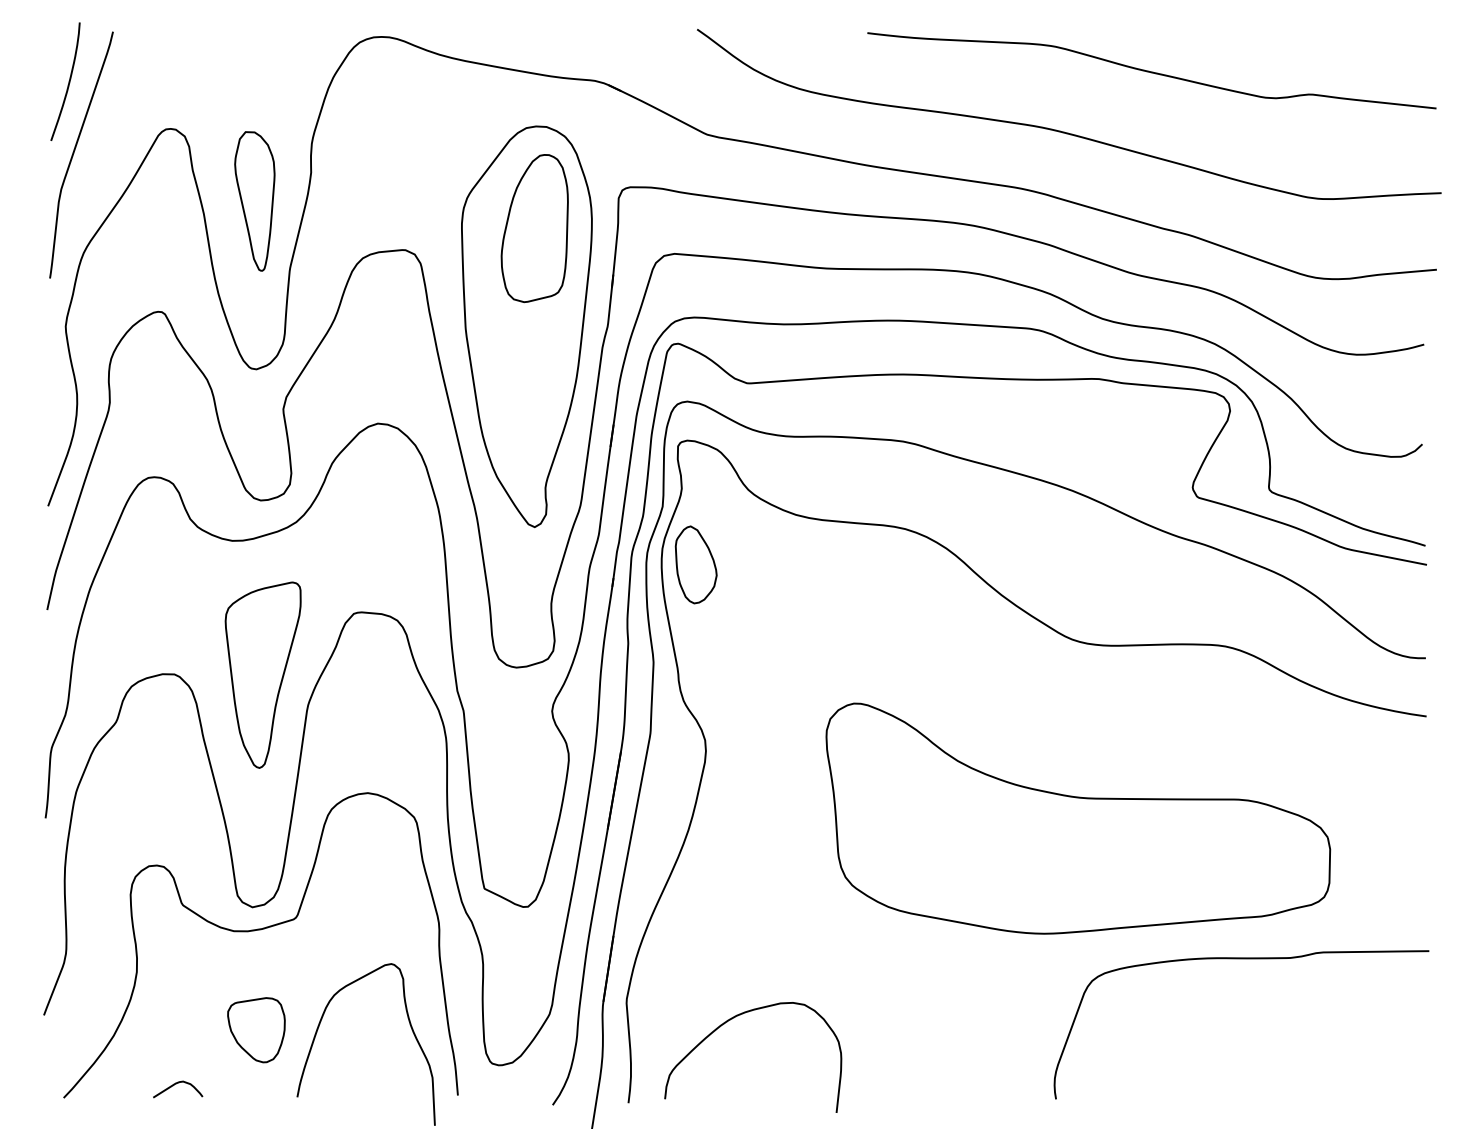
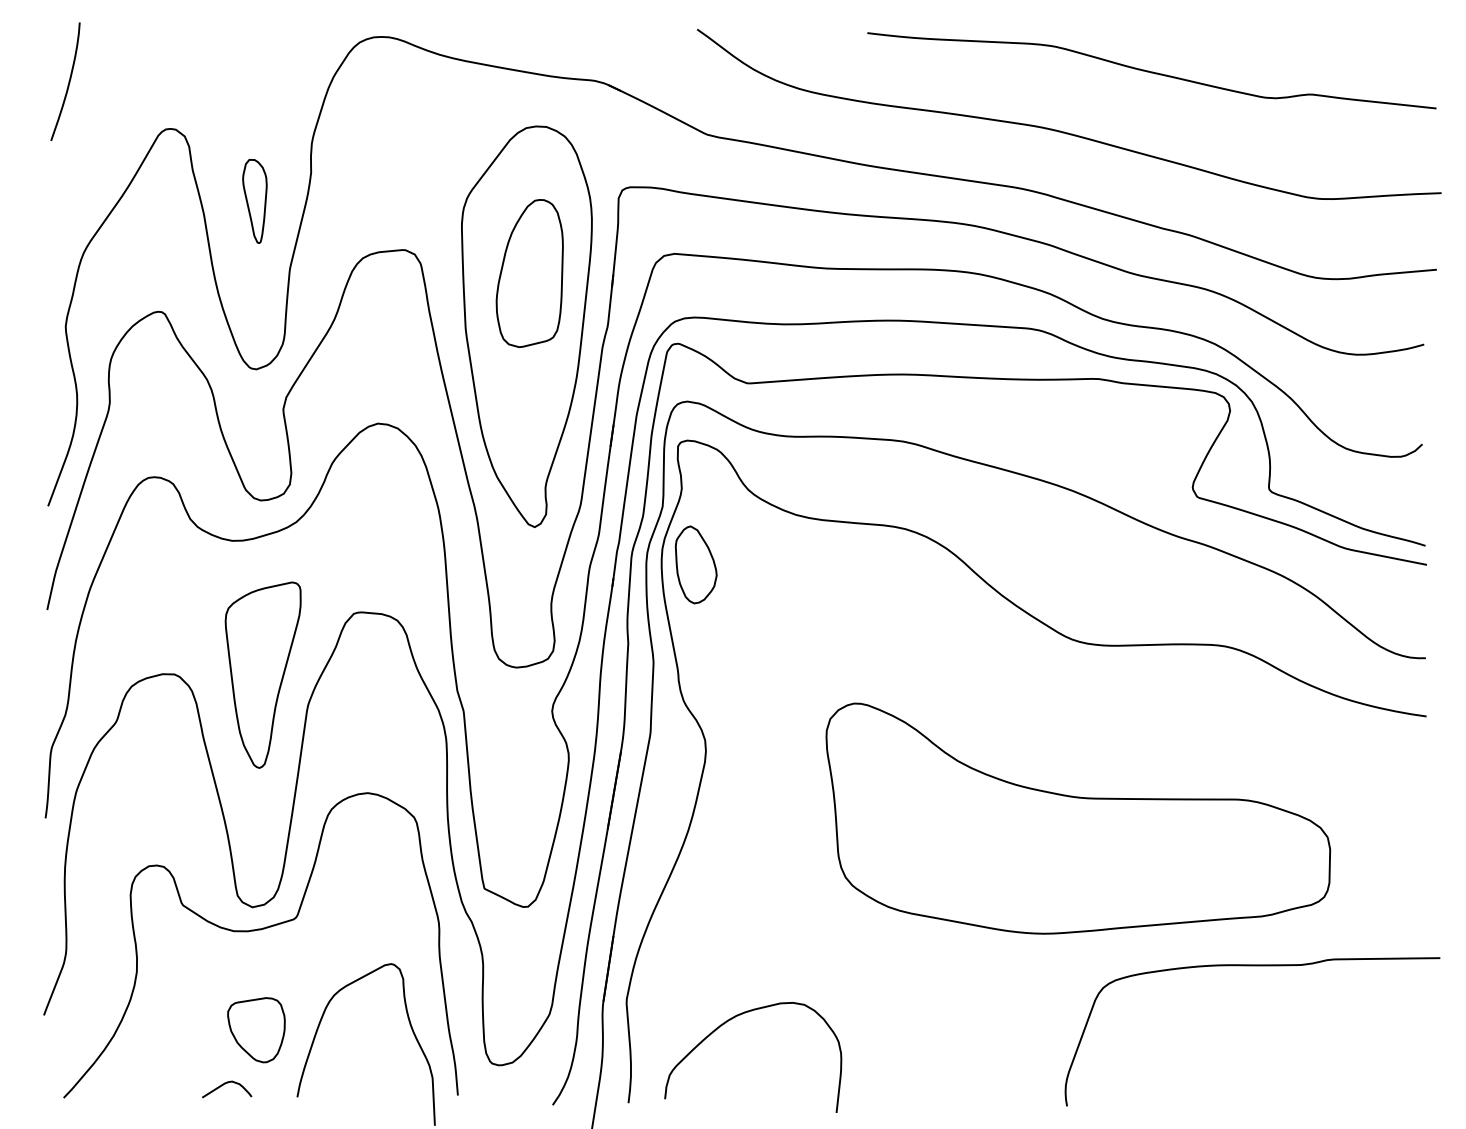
curve: present -> none (74, 153)
part size: 42x141 px -> 26x85 px (254, 201)
part position: (534, 228) -> (529, 273) (529, 273)
curve position: (1241, 959) -> (1252, 966) (1252, 966)
curve position: (176, 1084) -> (225, 1084) (225, 1084)
